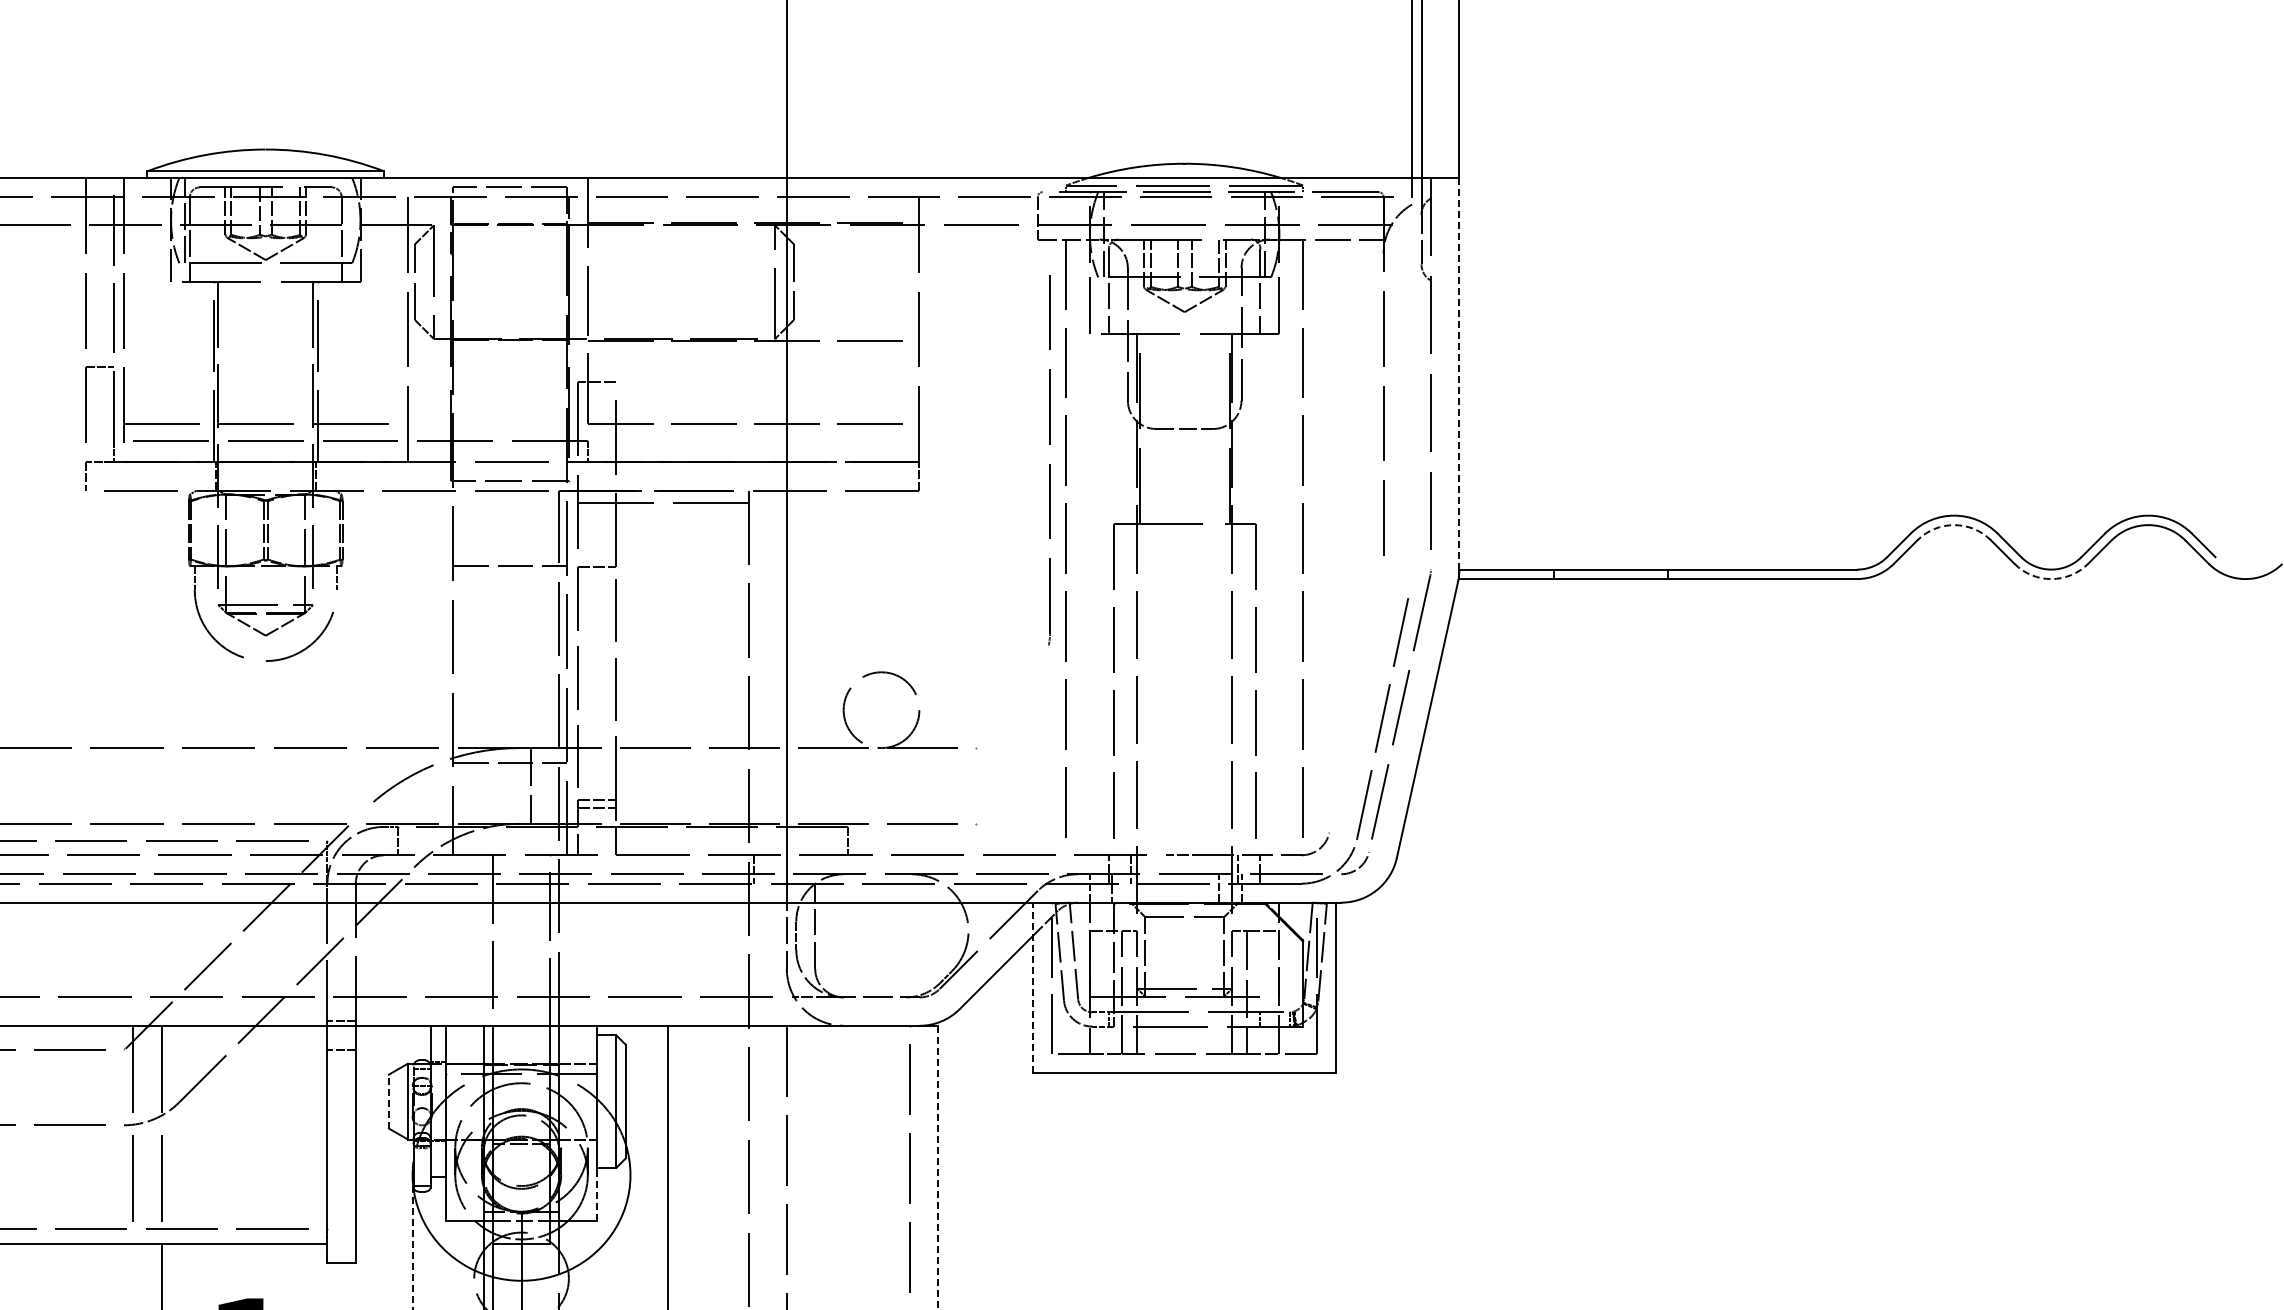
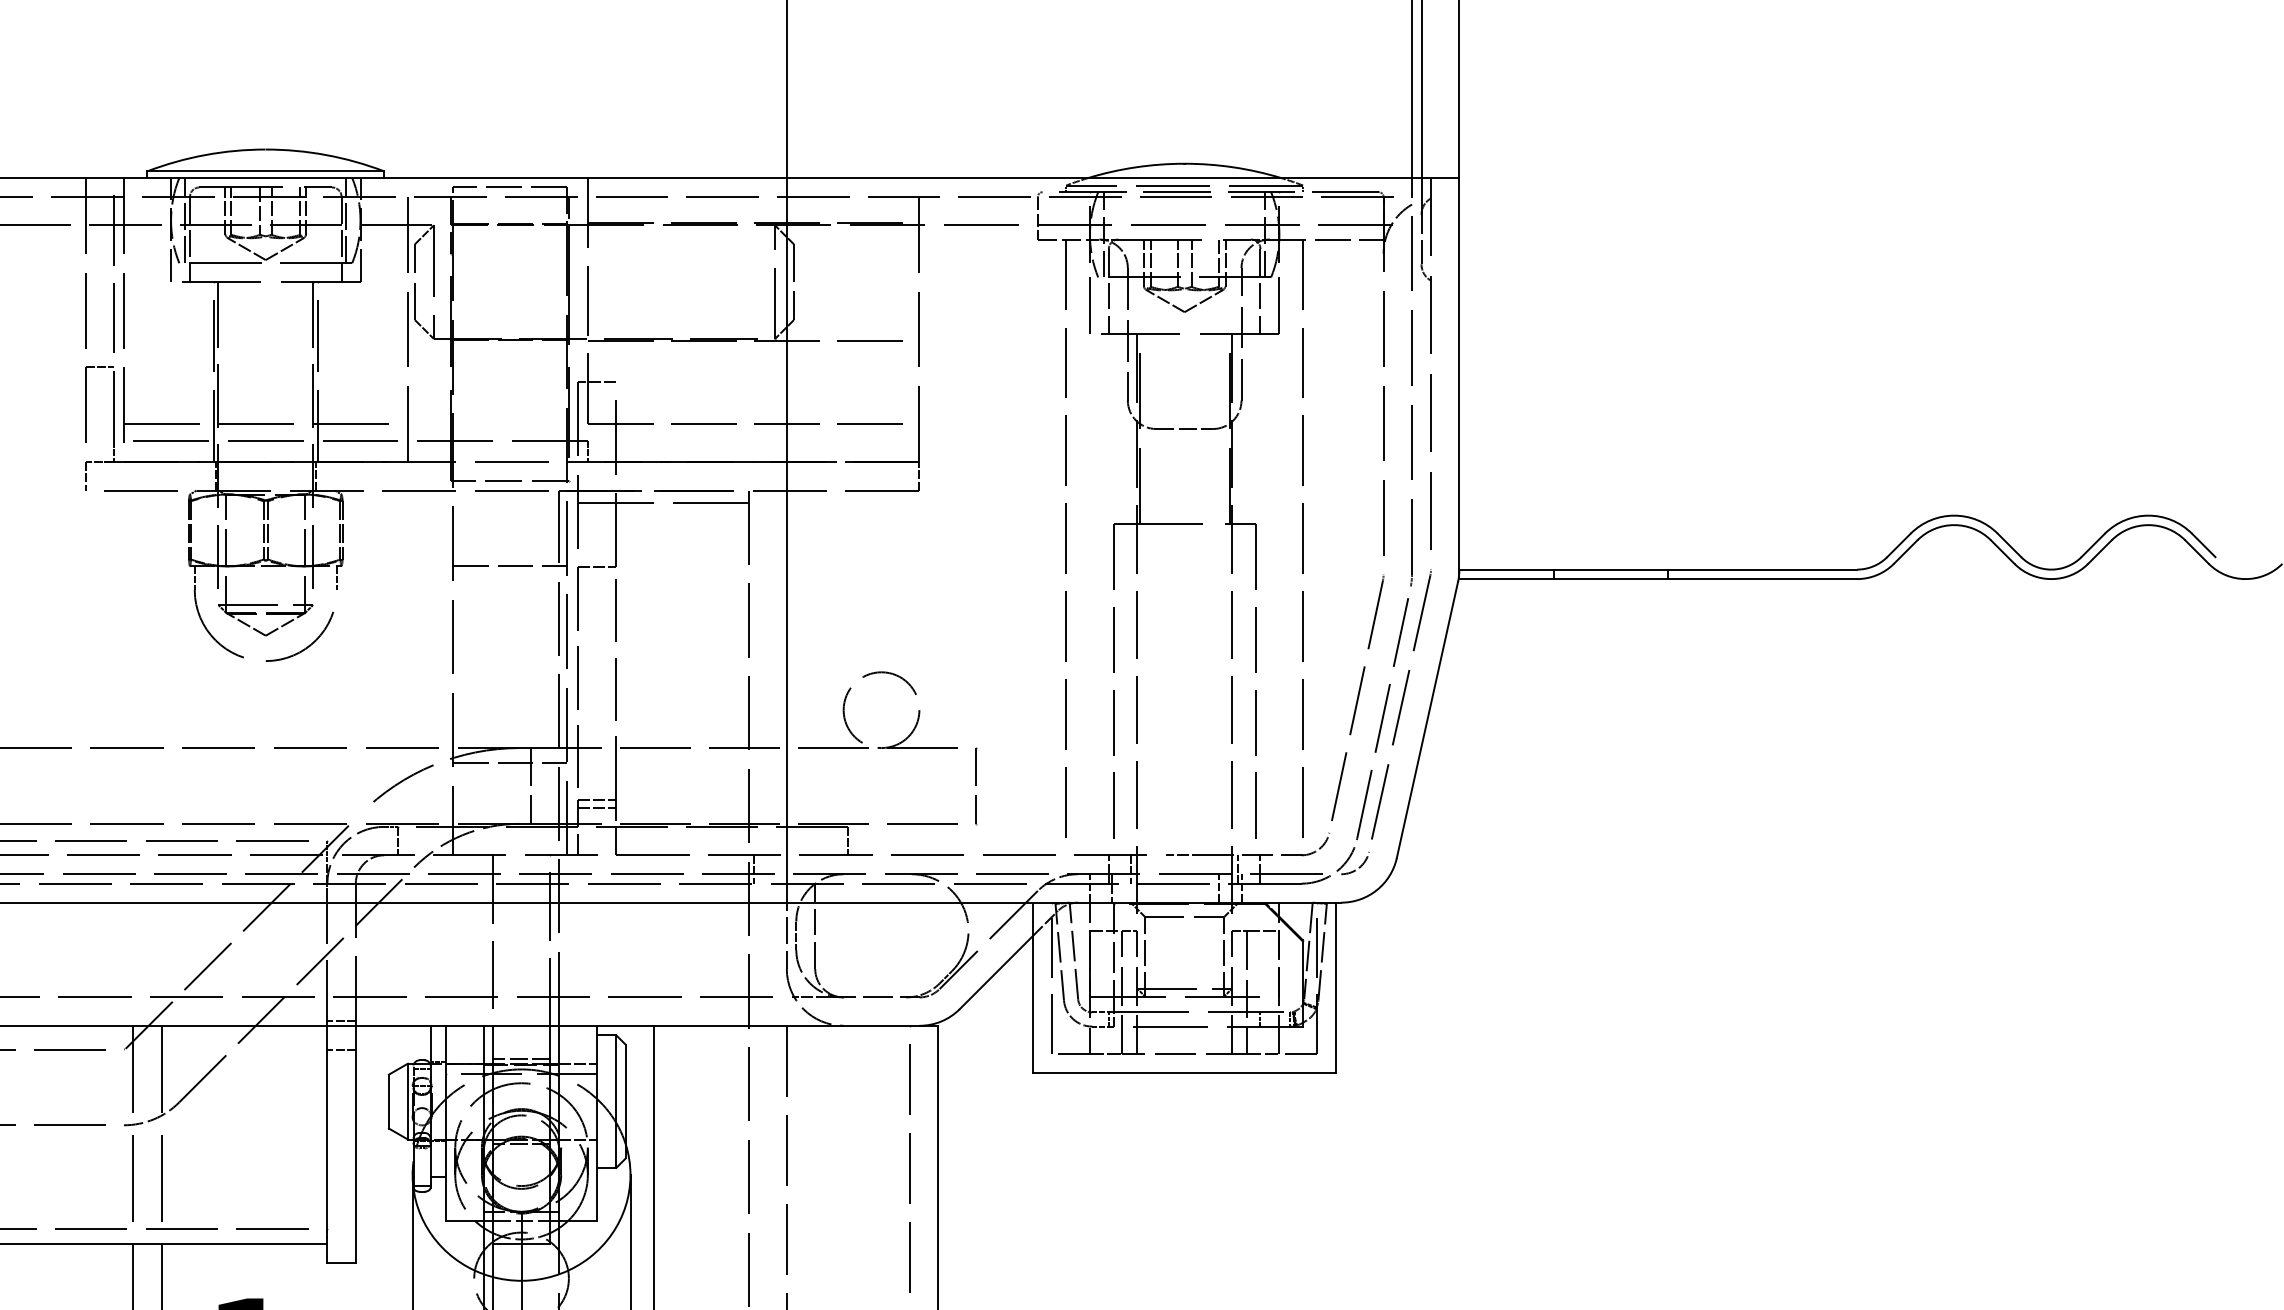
line: none -> present (346, 220)
line: dashed -> solid (1459, 373)
part position: (1049, 460) -> (1411, 401) (1411, 401)
arc: dashed -> solid (1954, 525)
arc: dashed -> solid (2051, 579)
line: none -> present (1357, 697)
line: none -> present (976, 785)
line: dashed -> solid (1033, 987)
line: none -> present (521, 1058)
line: dashed -> solid (388, 1101)
line position: (668, 1165) -> (654, 1165) (654, 1165)
line: dashed -> solid (938, 1167)
line: dashed -> solid (597, 1198)
line: none -> present (630, 1240)
line: dashed -> solid (412, 1243)
line: none -> present (133, 1274)
